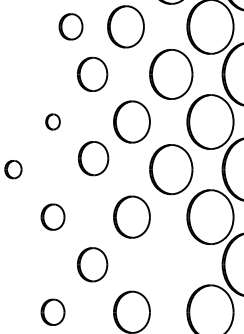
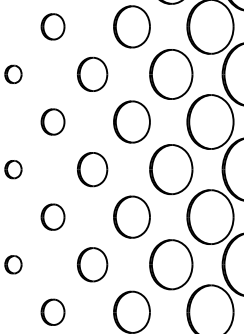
part position: (70, 26) -> (52, 26) (52, 26)
part position: (125, 26) -> (131, 26) (131, 26)
part: none -> present (13, 73)
part size: 16x18 px -> 26x28 px (52, 121)
part position: (93, 158) -> (92, 169) (92, 169)
part: none -> present (13, 264)
part: none -> present (171, 264)
